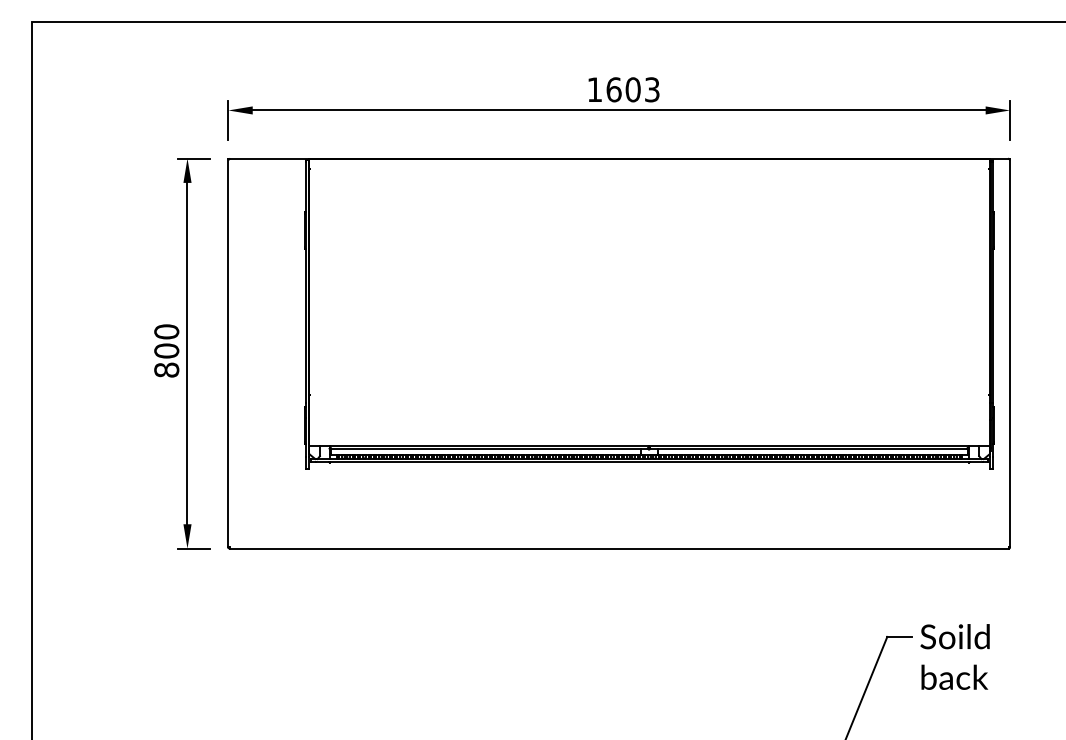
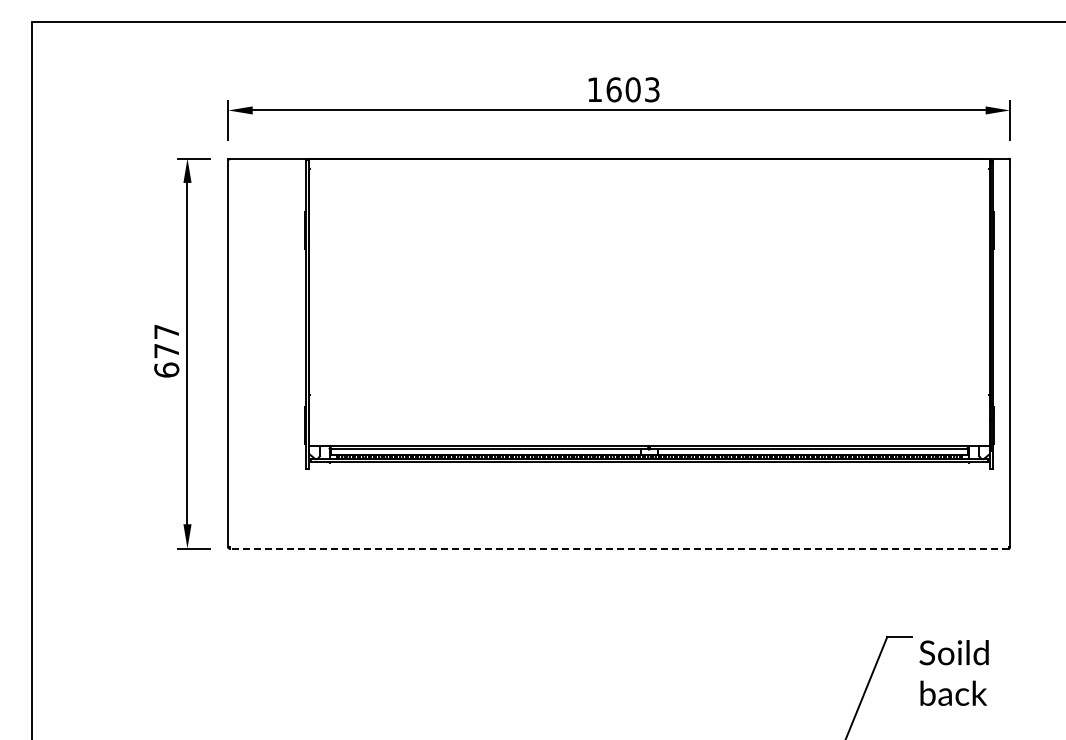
text: 800 -> 677 (166, 350)
line: solid -> dashed (619, 548)
text position: (954, 656) -> (953, 672) (953, 672)
